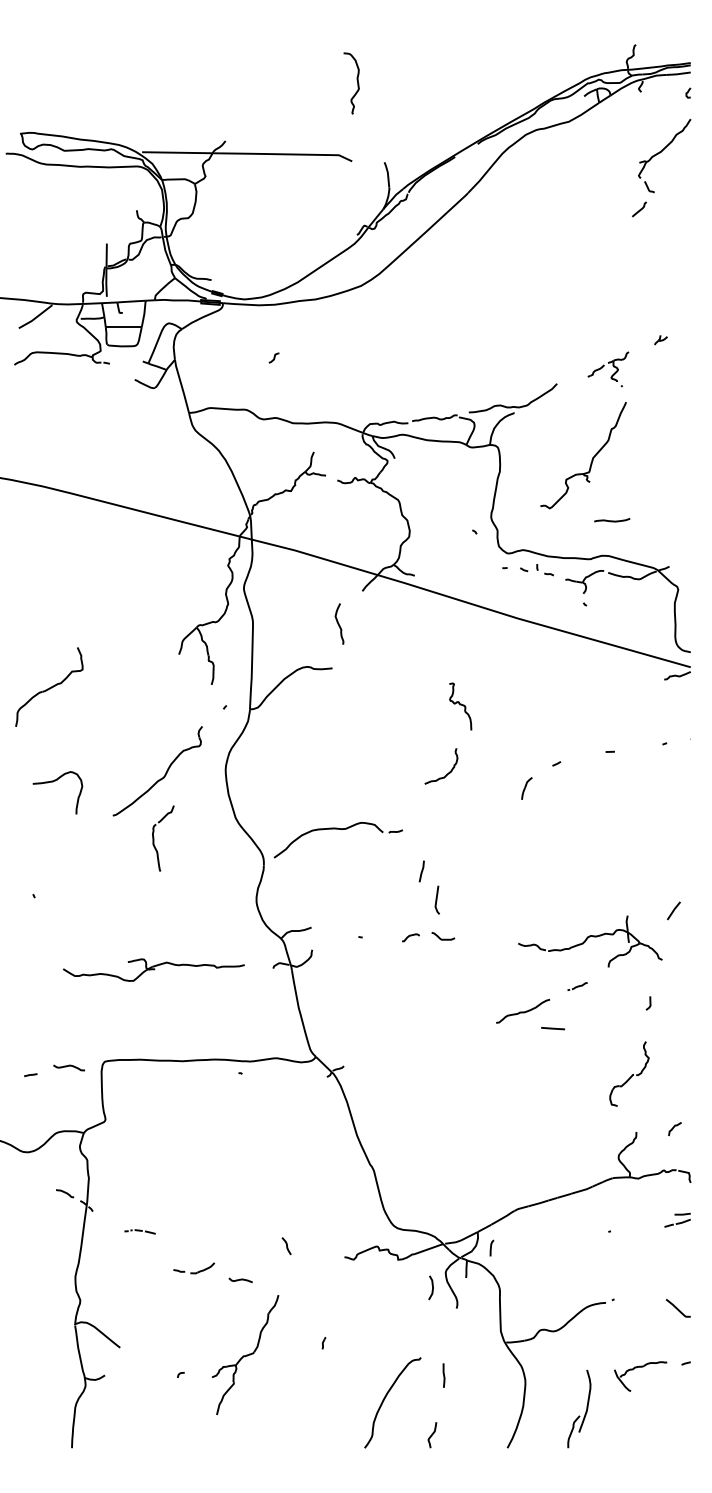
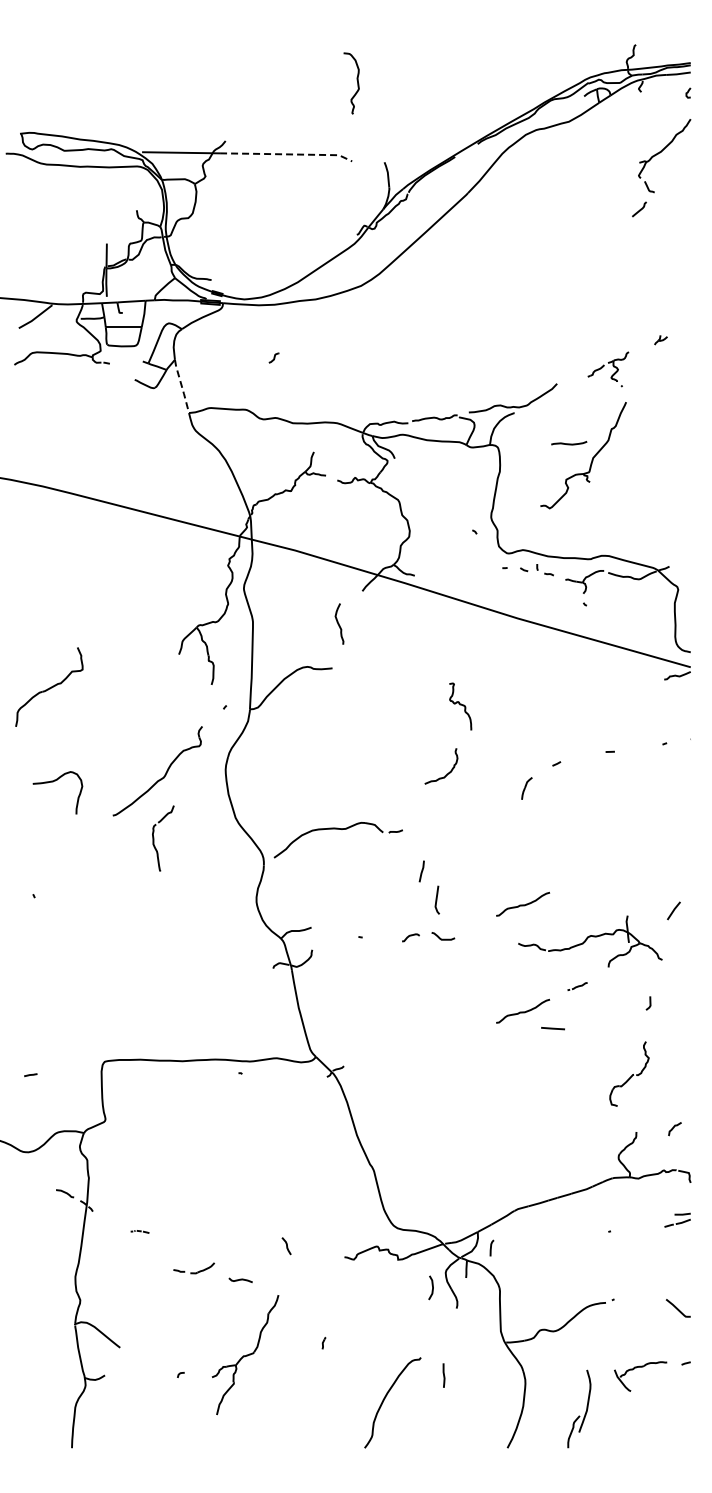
line: solid -> dashed (287, 154)
line: solid -> dashed (181, 386)
curve position: (612, 520) -> (569, 443) (569, 443)
curve: none -> present (523, 904)
part: present -> none (153, 969)
curve: present -> none (68, 1066)
part size: 32x6 px -> 20x4 px (139, 1231)
curve: present -> none (432, 1435)
